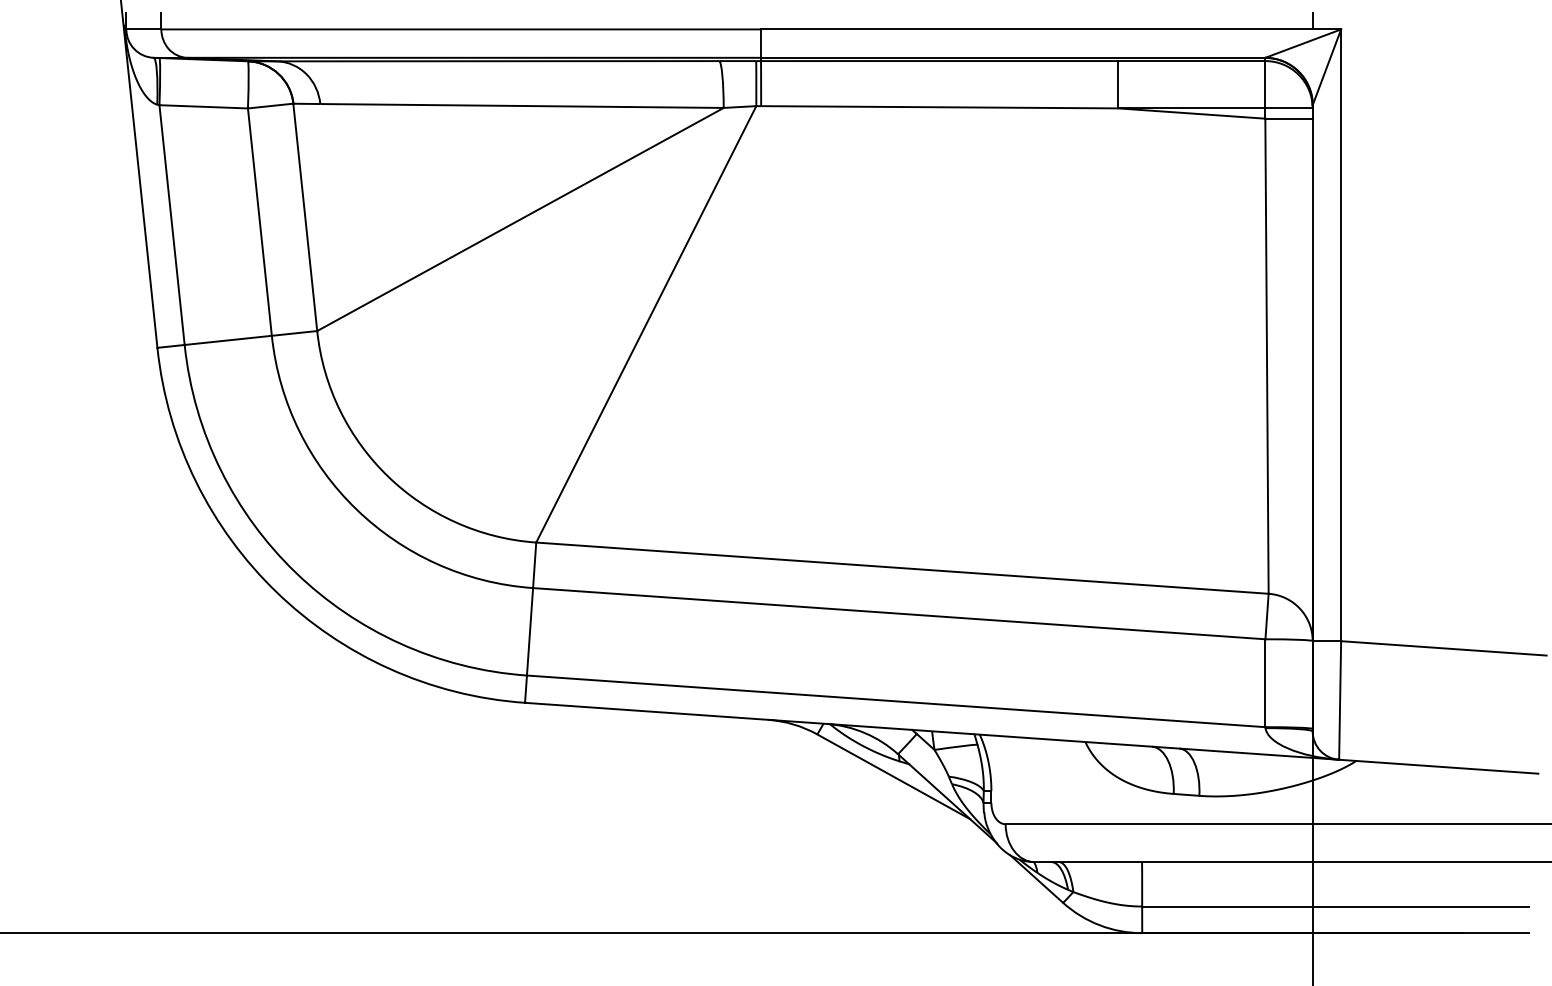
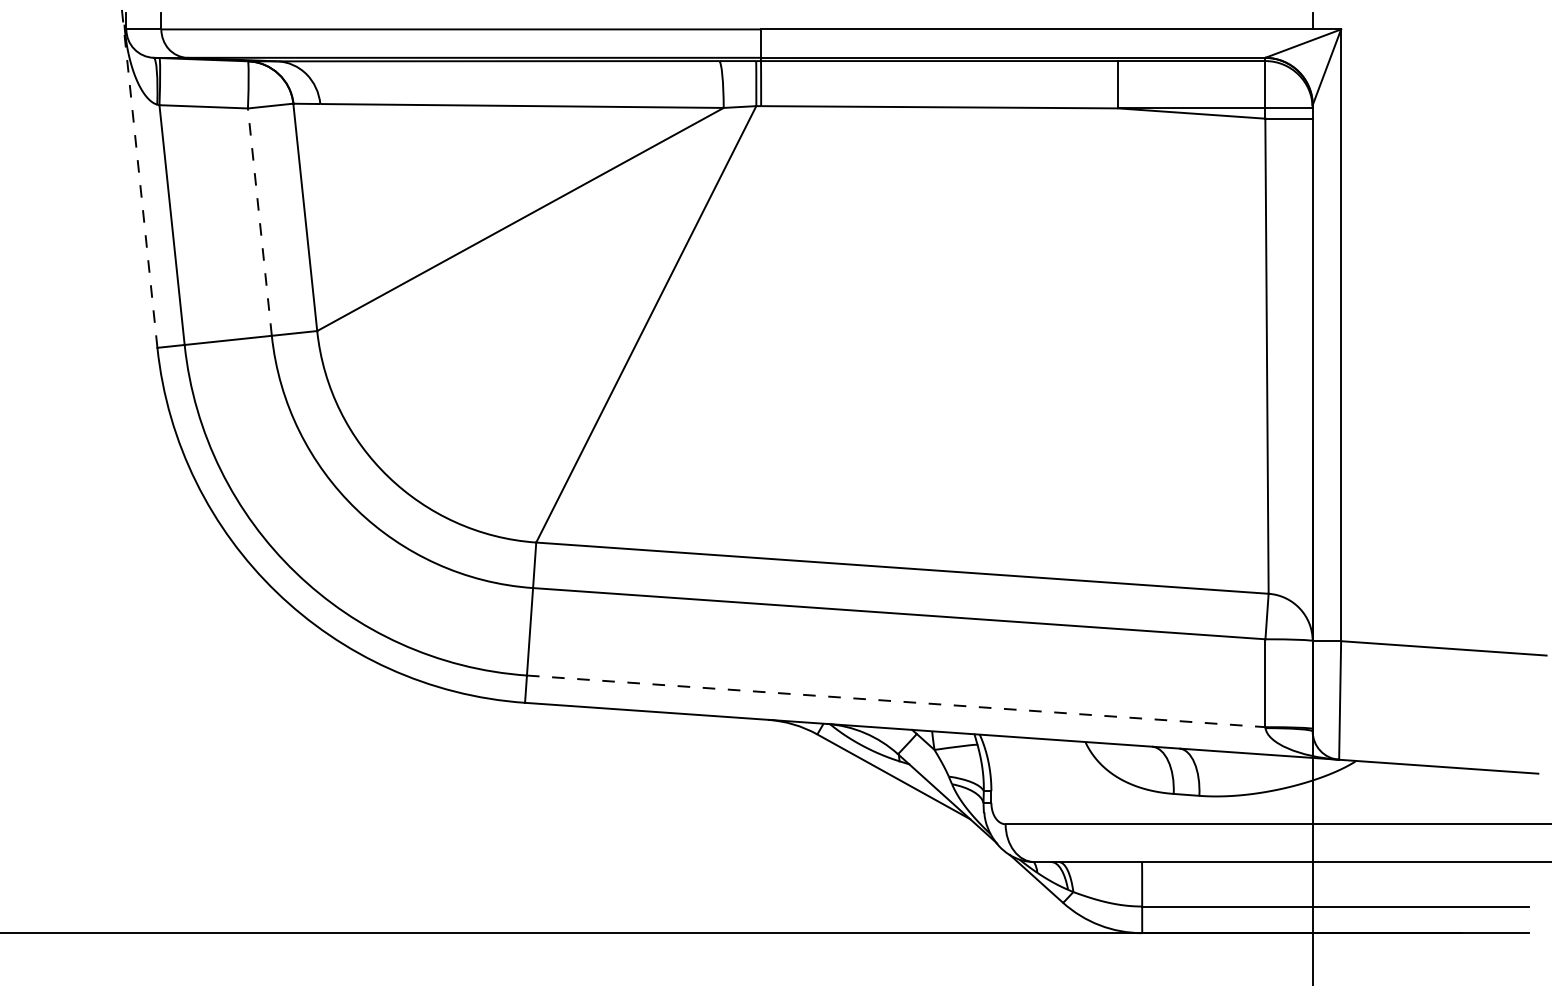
line: solid -> dashed (139, 173)
line: solid -> dashed (259, 221)
line: solid -> dashed (896, 701)
